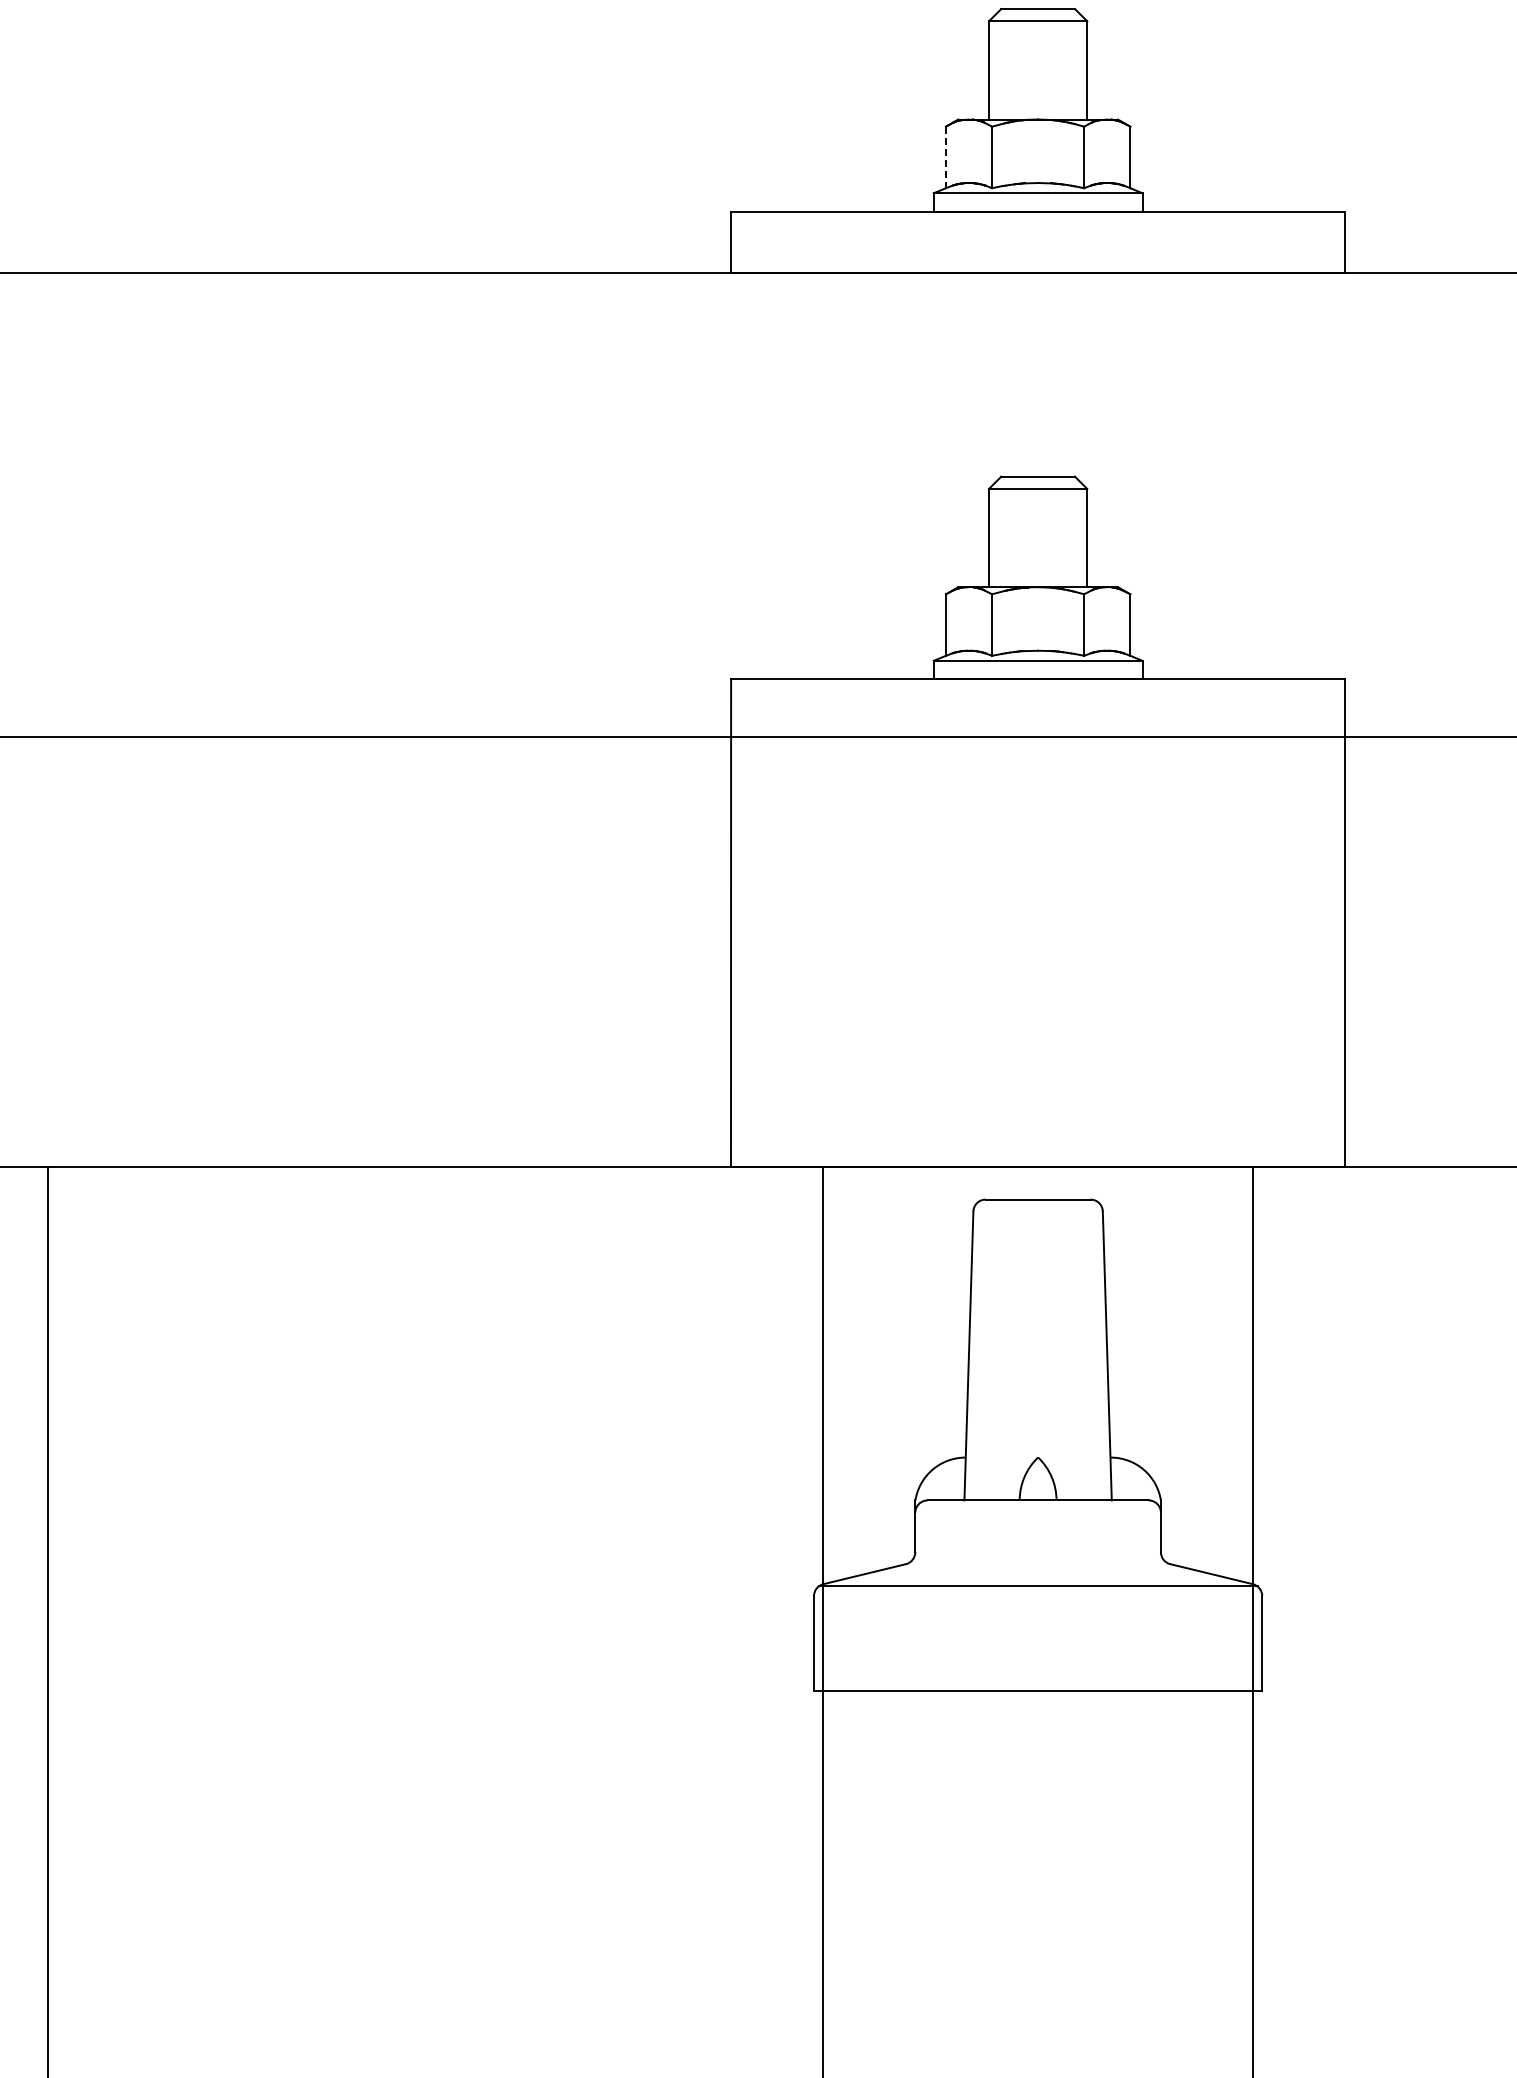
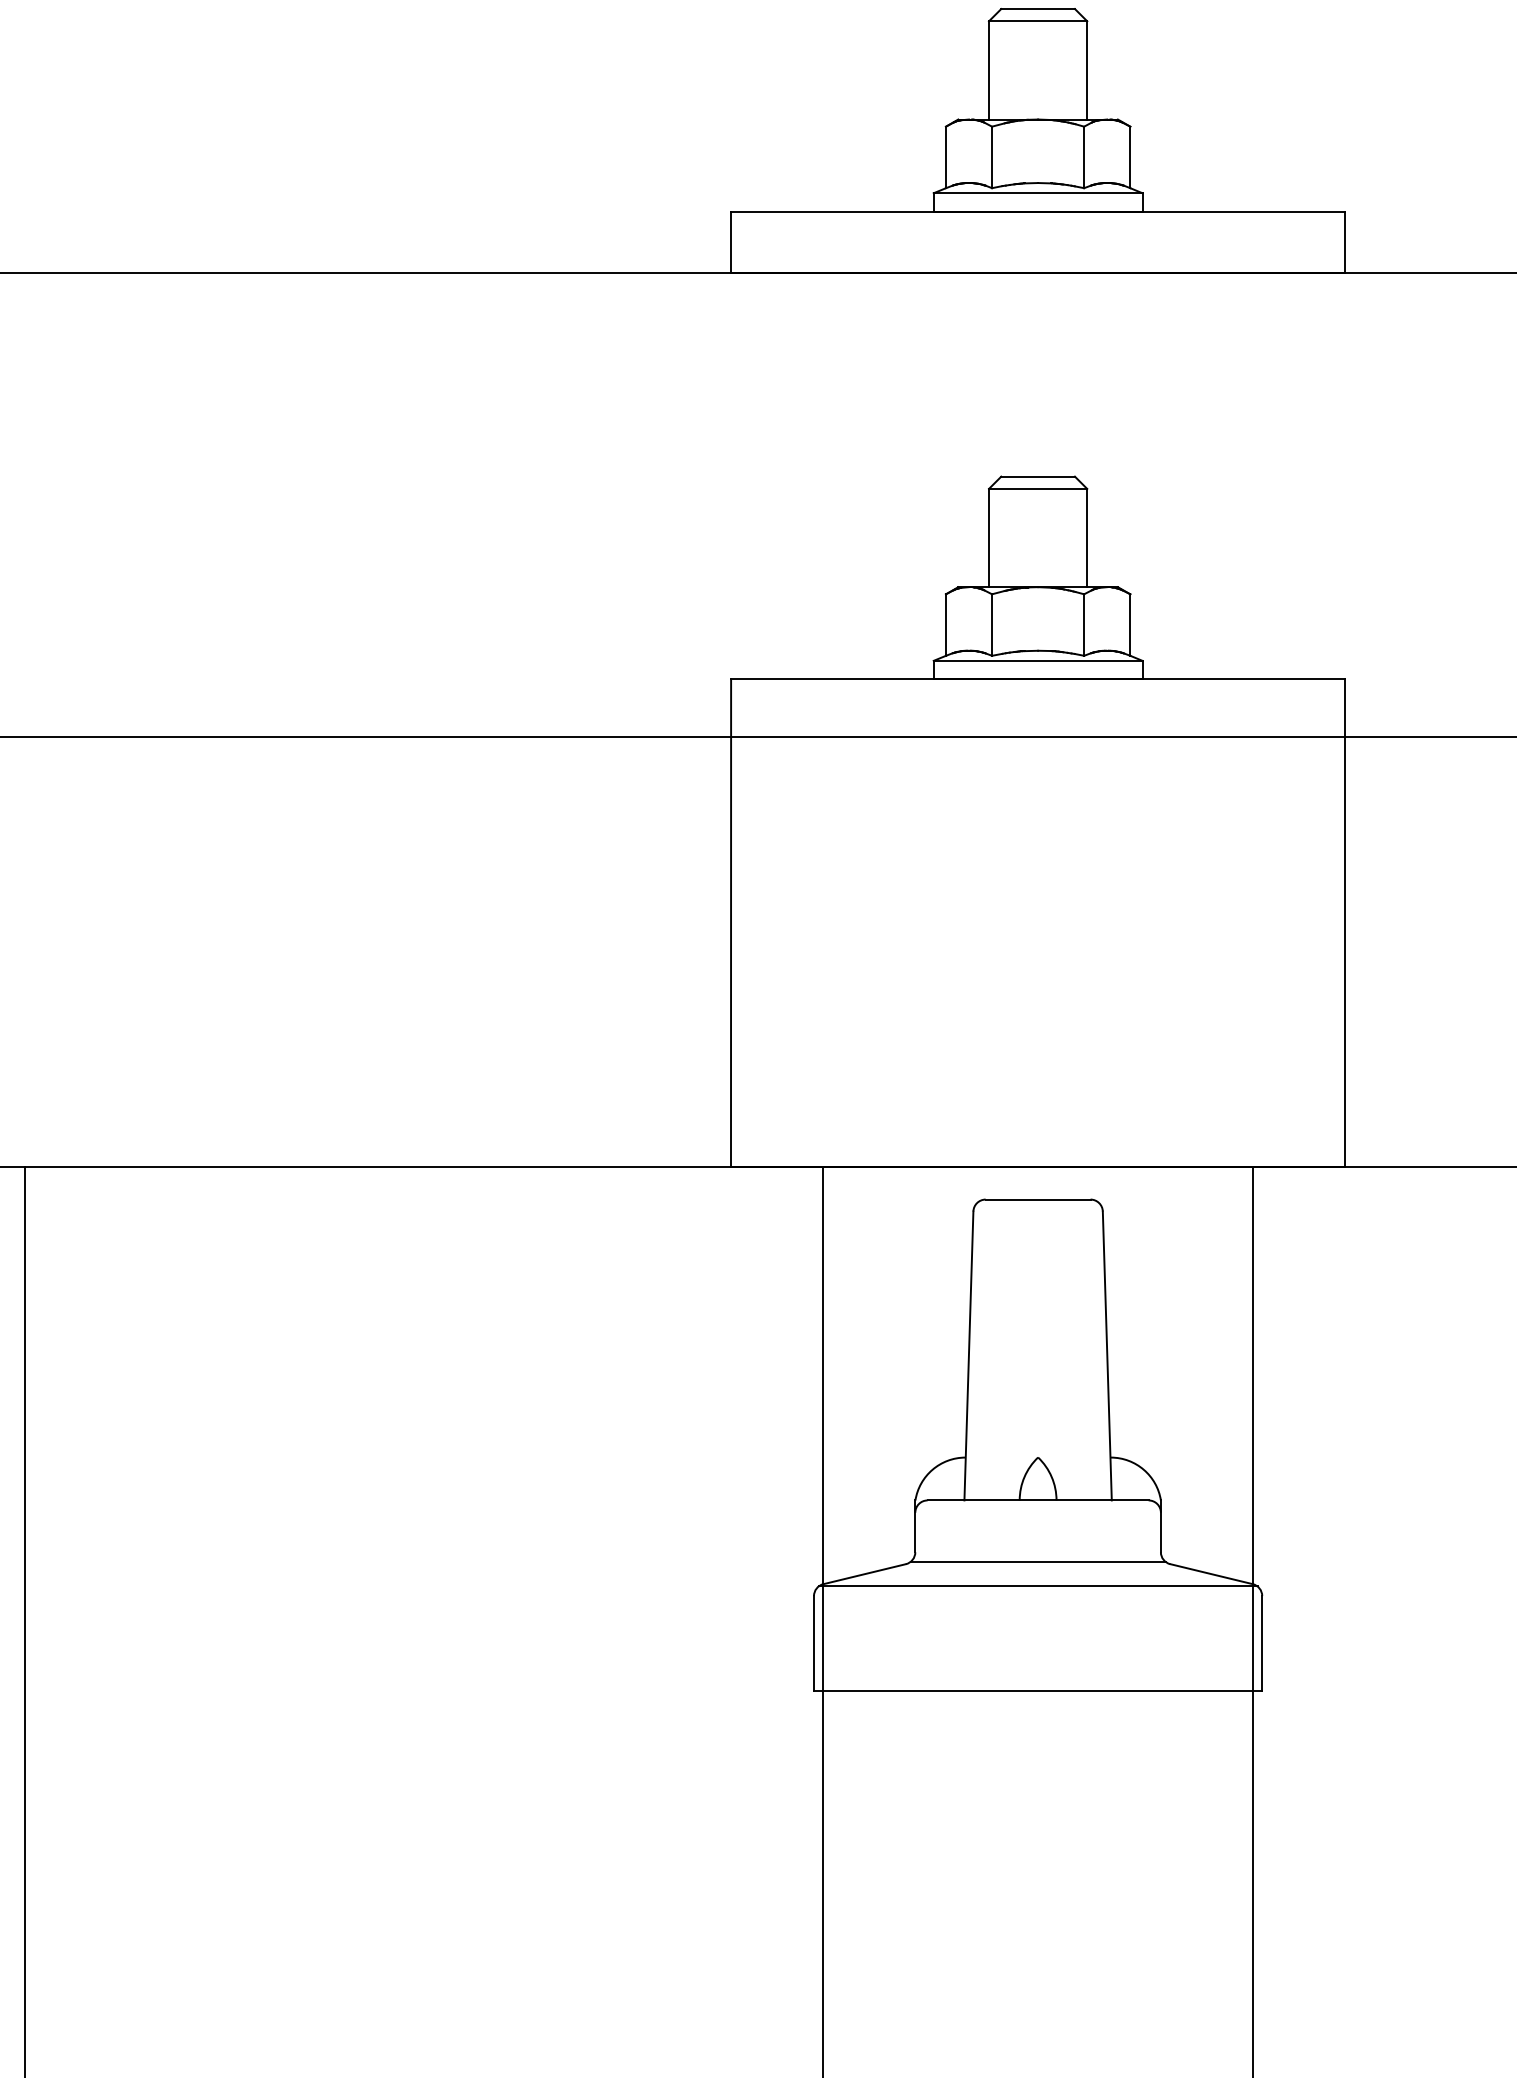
line: dashed -> solid (946, 157)
line: none -> present (1037, 1561)
line position: (48, 1620) -> (25, 1620) (25, 1620)
